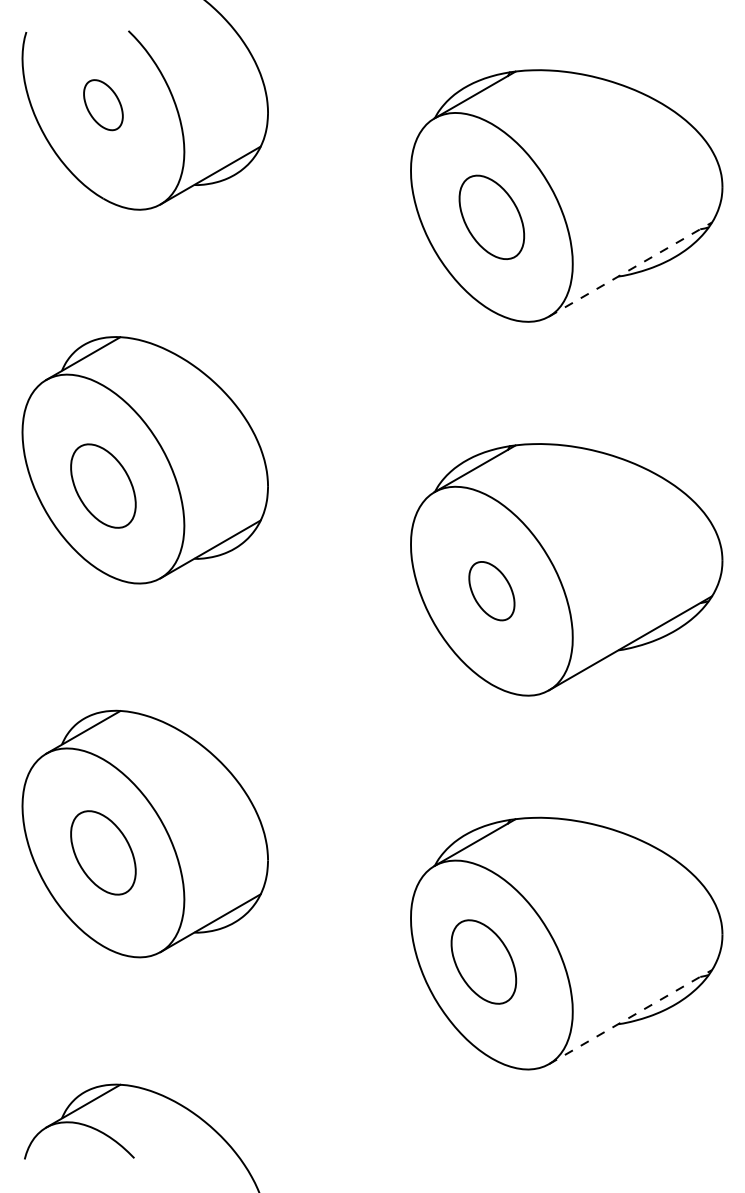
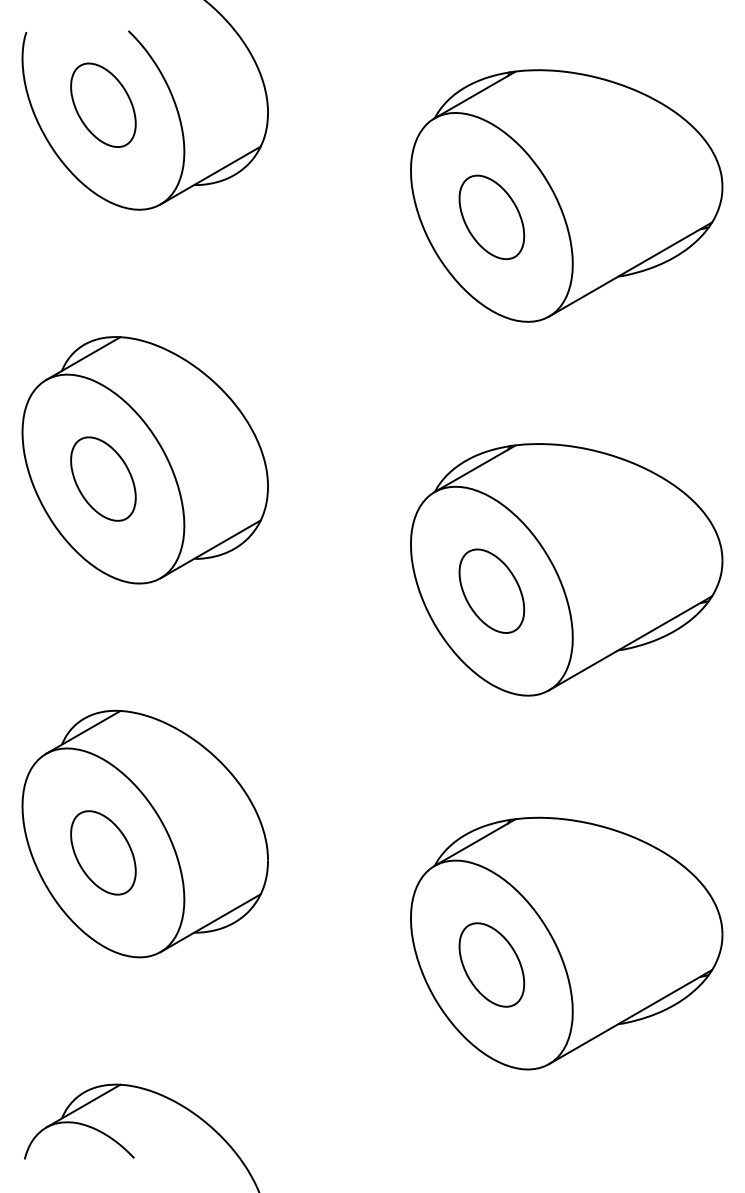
part size: 41x53 px -> 67x86 px (103, 104)
line: dashed -> solid (630, 269)
part position: (103, 485) -> (103, 478) (103, 478)
part size: 48x61 px -> 68x86 px (491, 590)
part position: (483, 961) -> (491, 964) (491, 964)
line: dashed -> solid (630, 1016)
